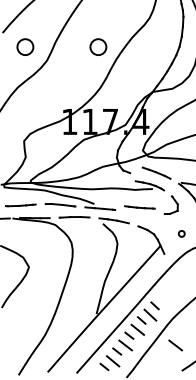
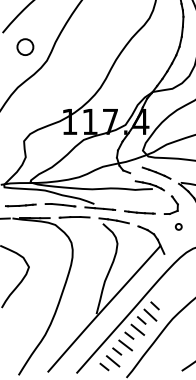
part: present -> none (98, 46)
line position: (139, 207) -> (139, 212) (139, 212)
part position: (181, 233) -> (178, 226) (178, 226)
line: present -> none (175, 345)
